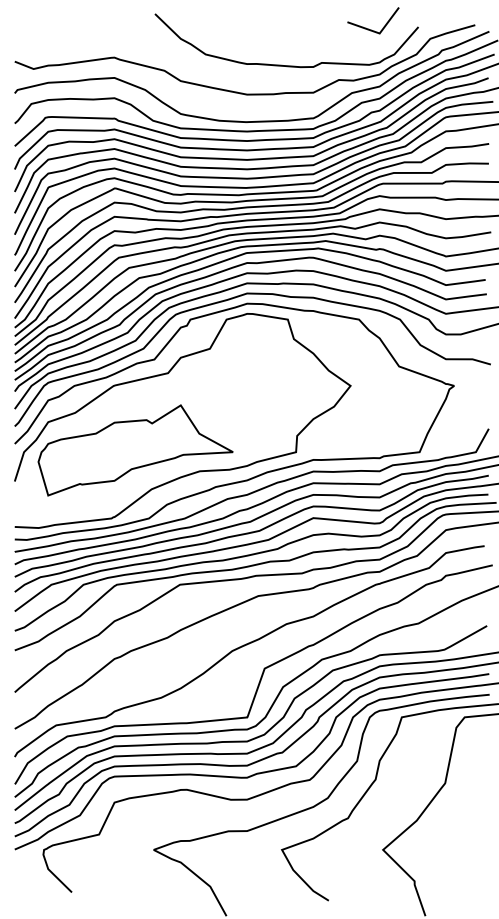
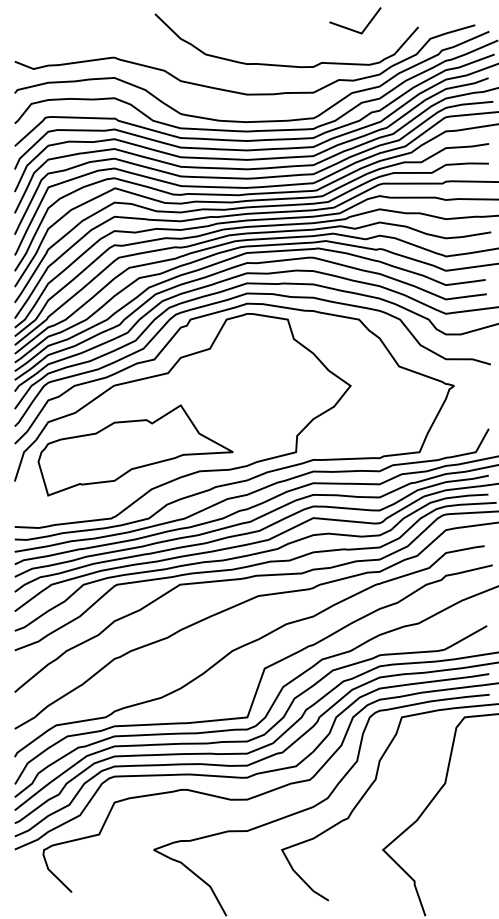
line position: (371, 29) -> (353, 29) (353, 29)
